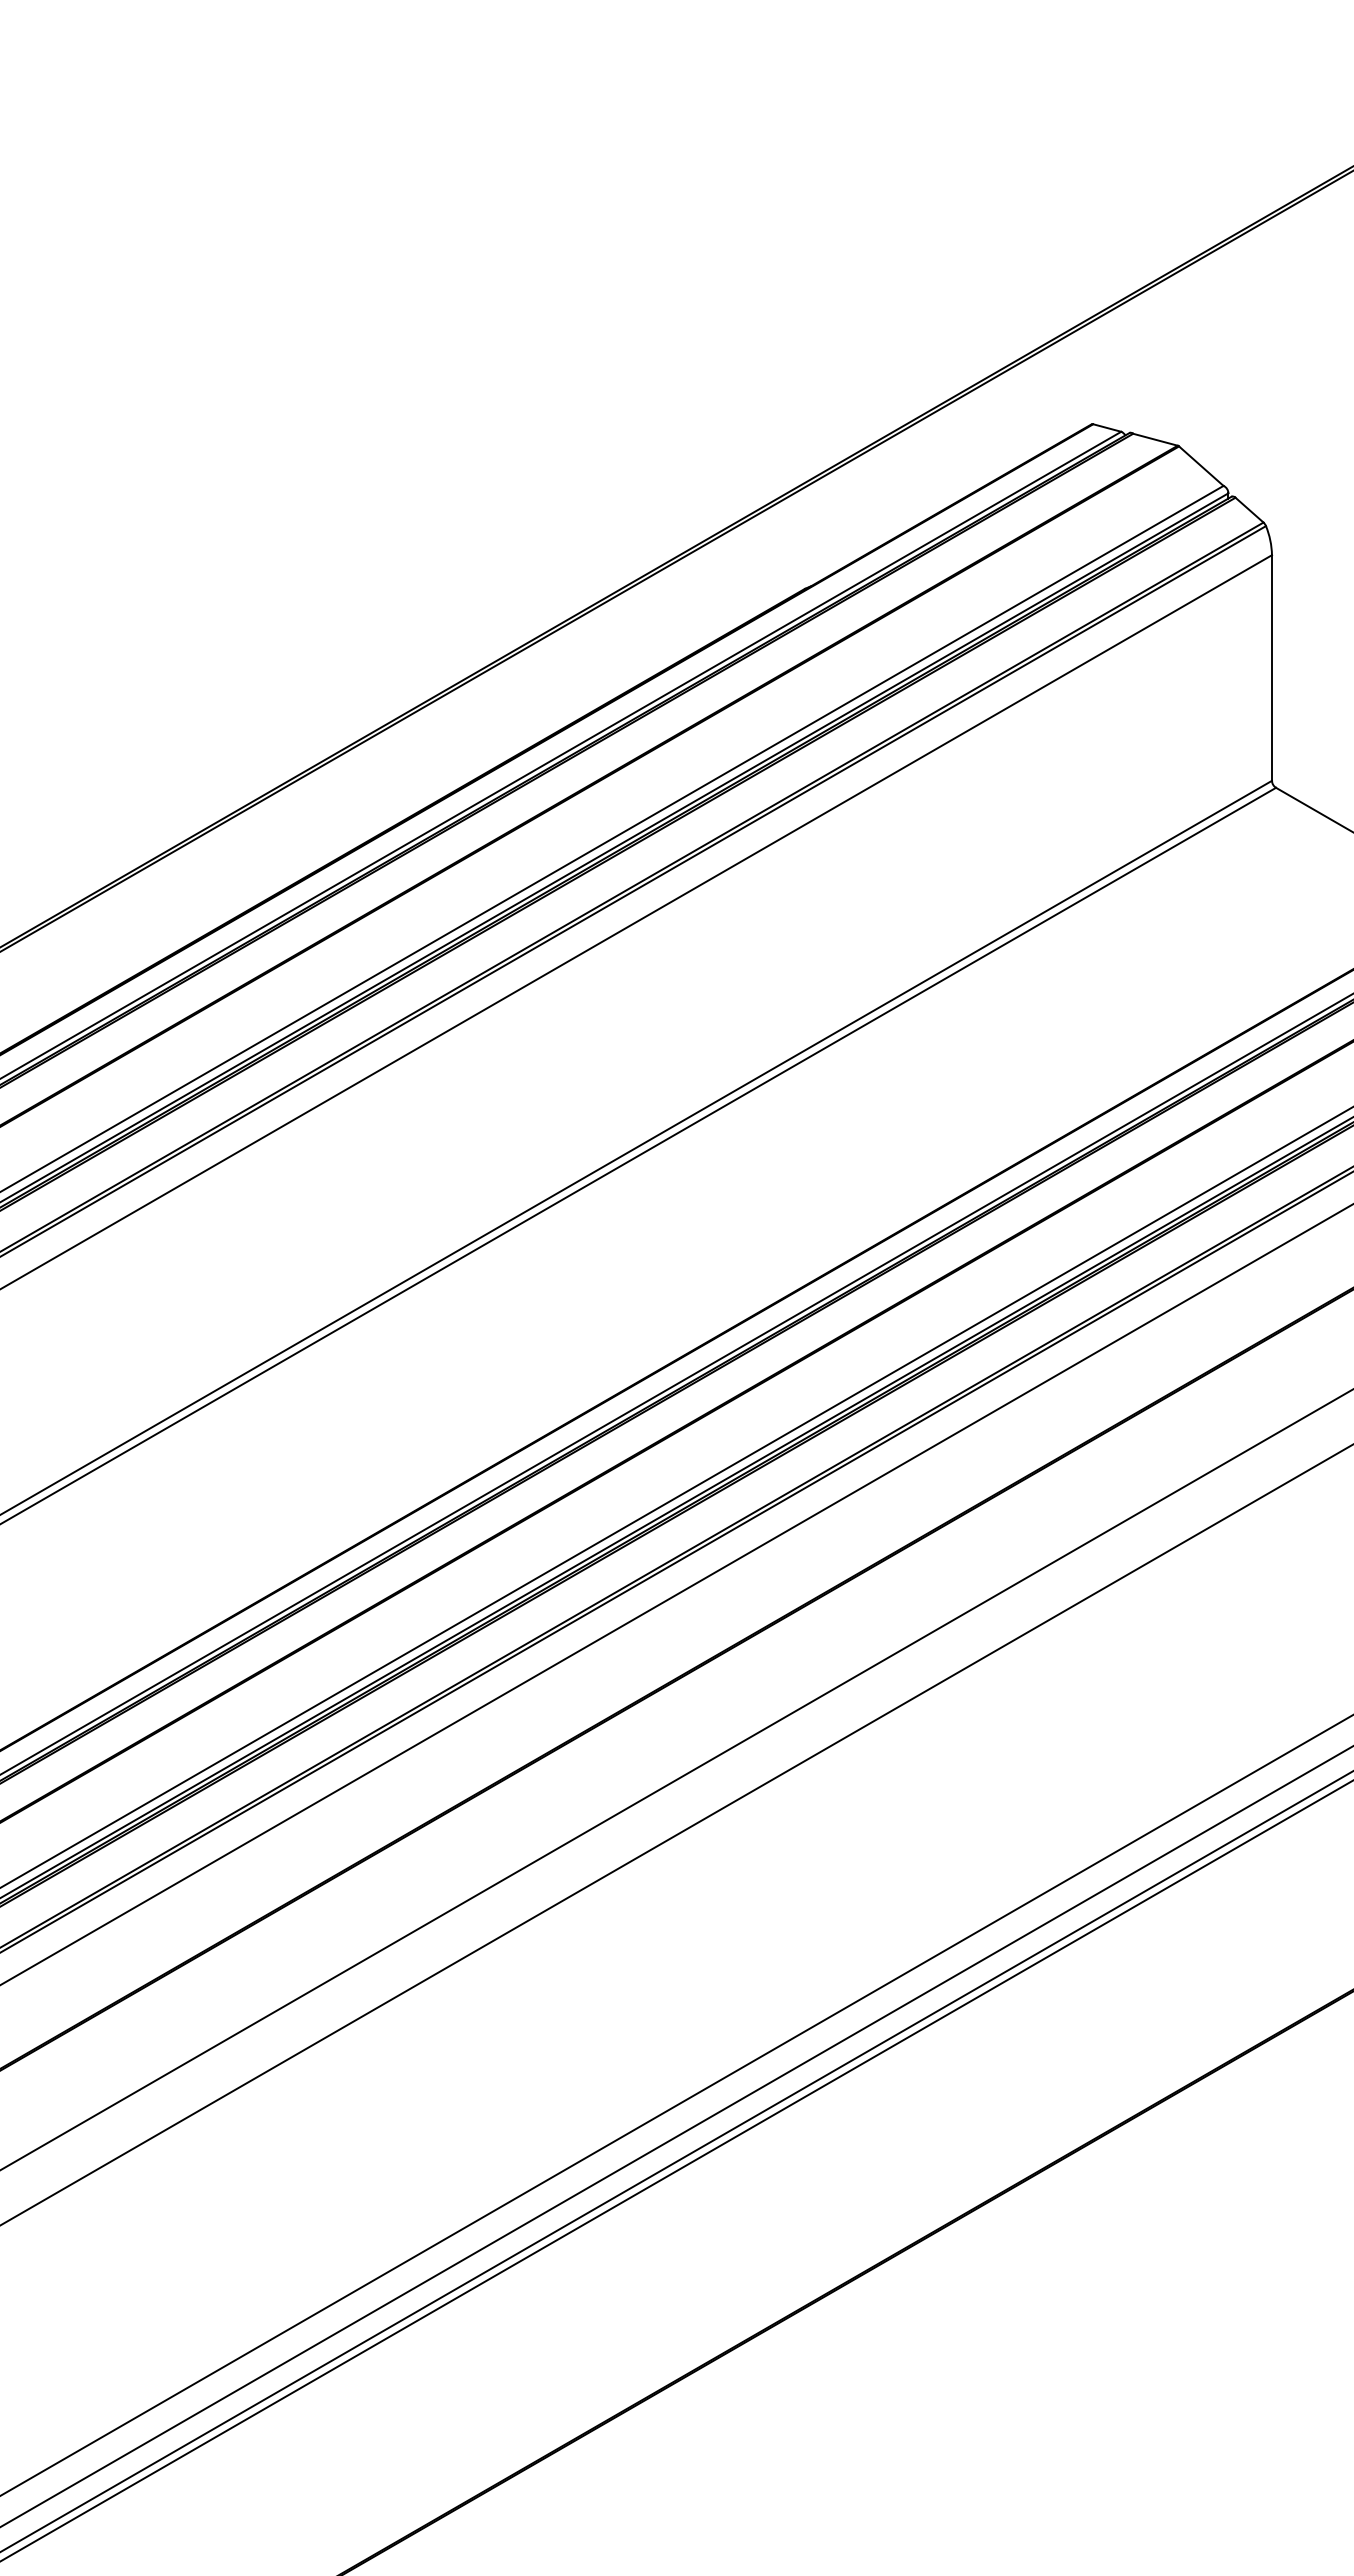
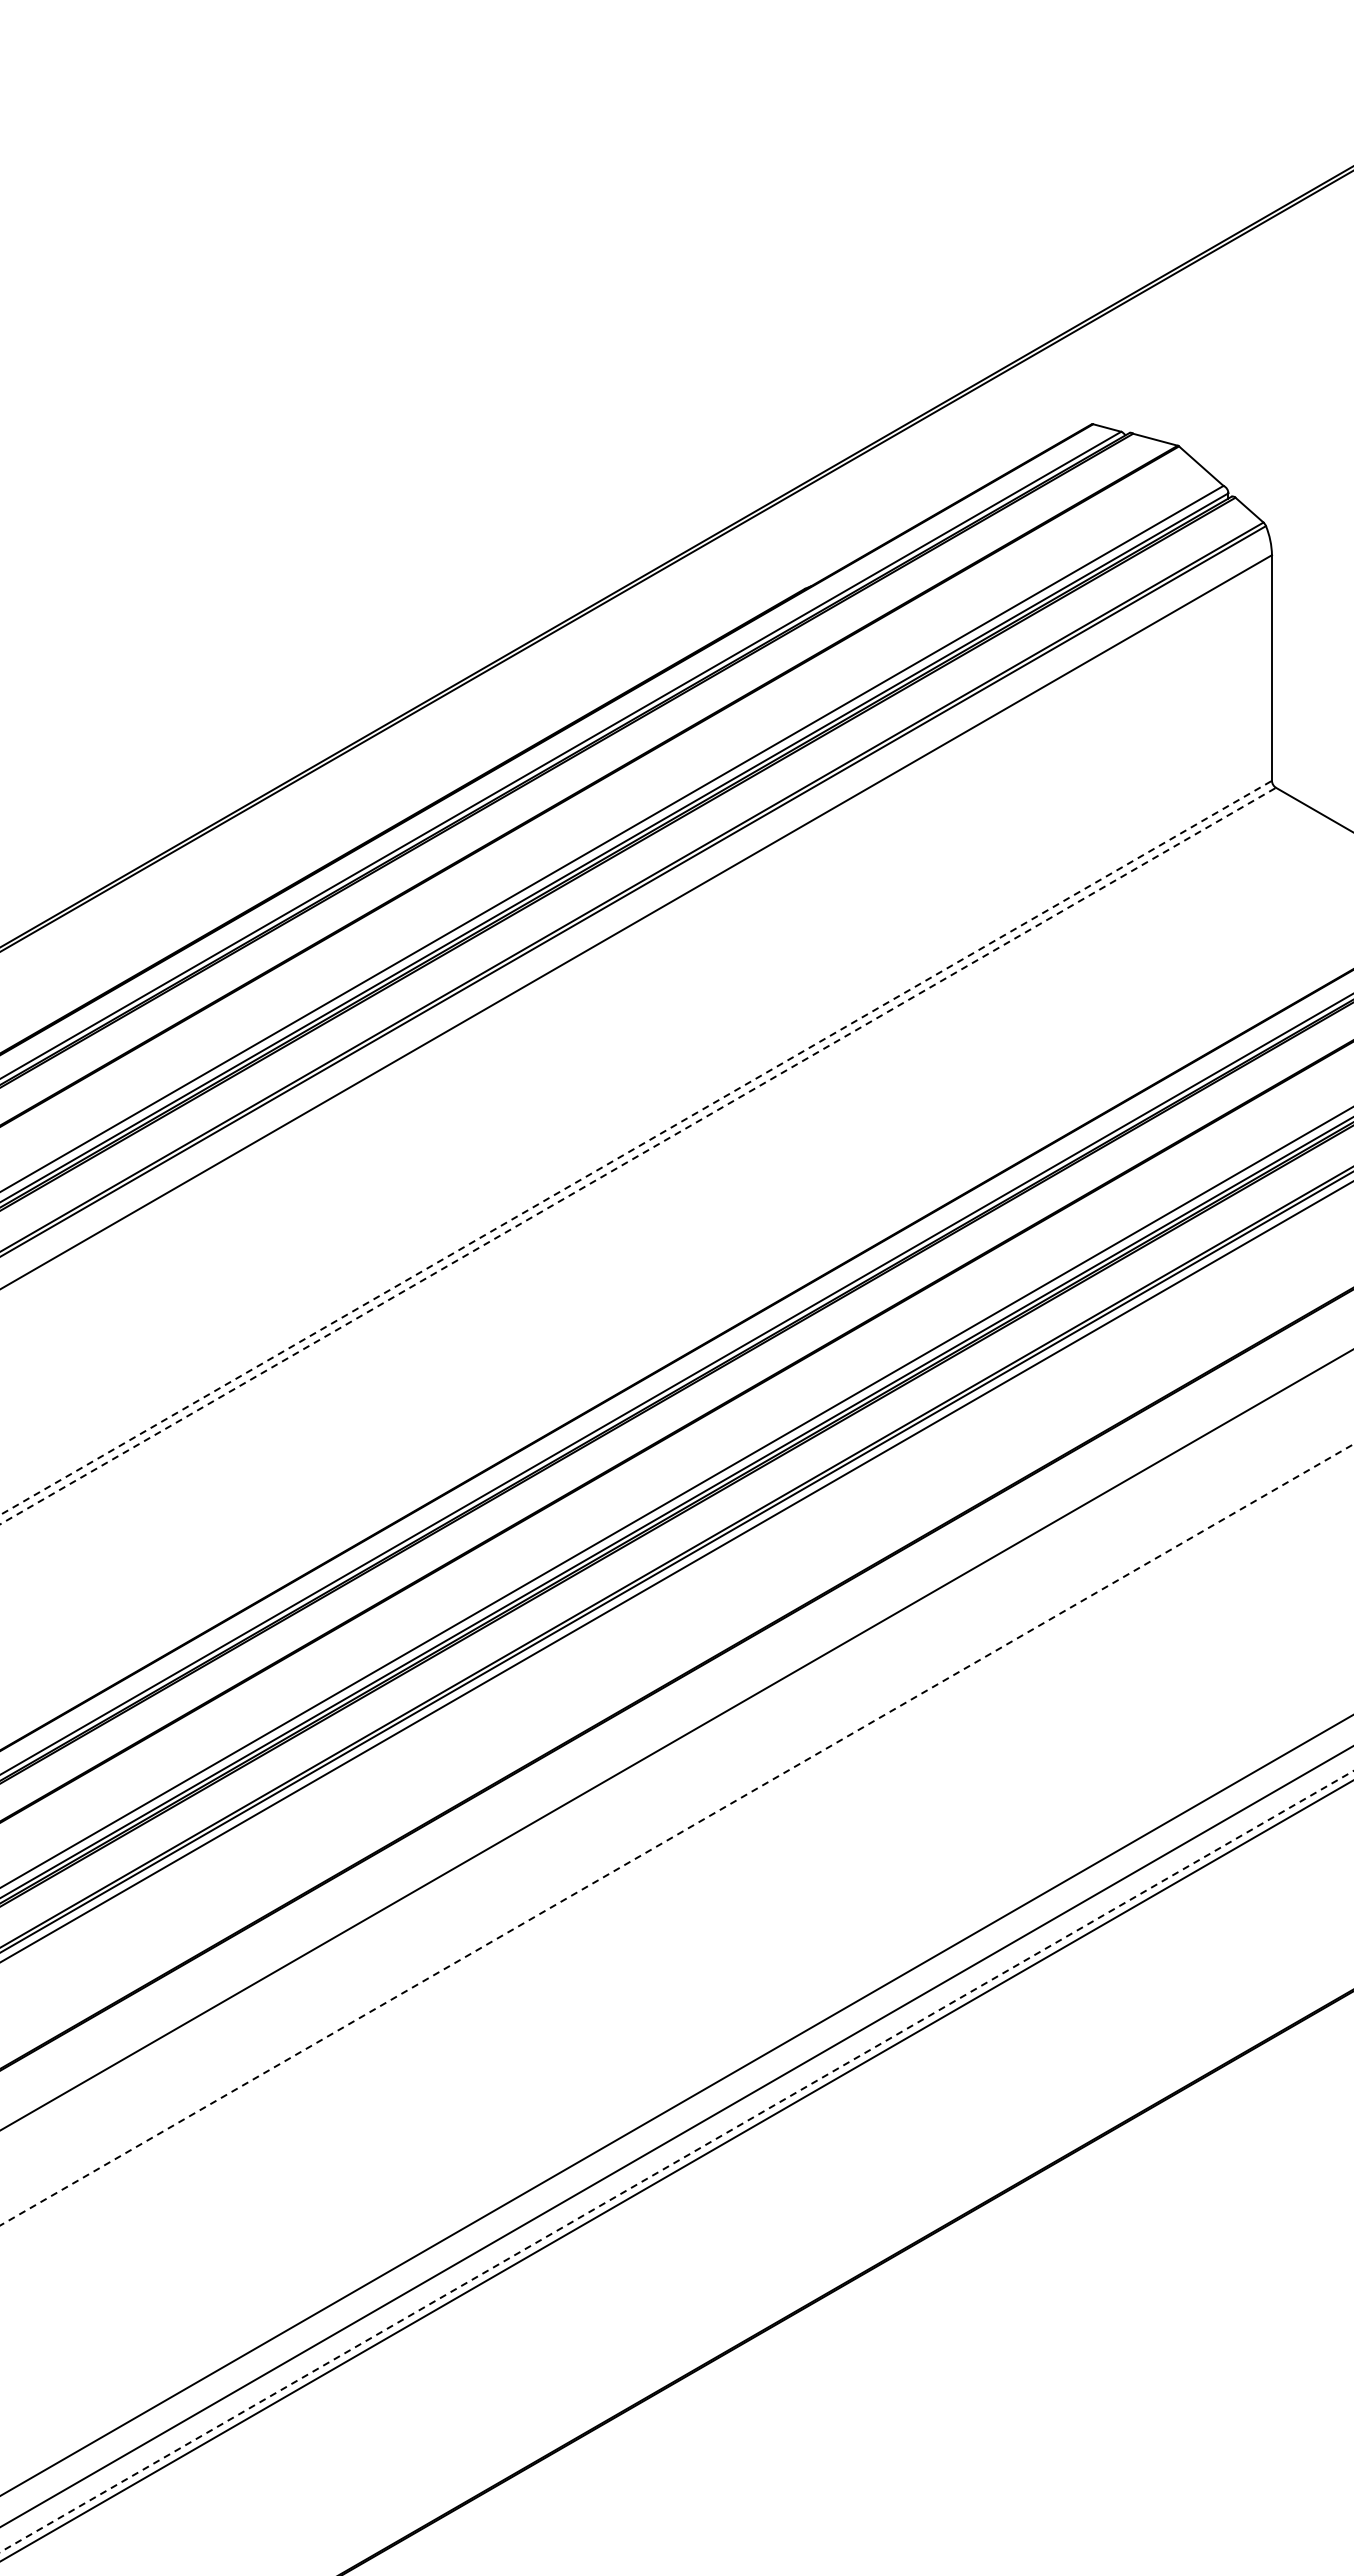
line: solid -> dashed (636, 1147)
line: solid -> dashed (638, 1155)
line position: (676, 1594) -> (676, 1572) (676, 1572)
line position: (676, 1779) -> (676, 1739) (676, 1739)
line: solid -> dashed (677, 1834)
line: solid -> dashed (676, 2161)
